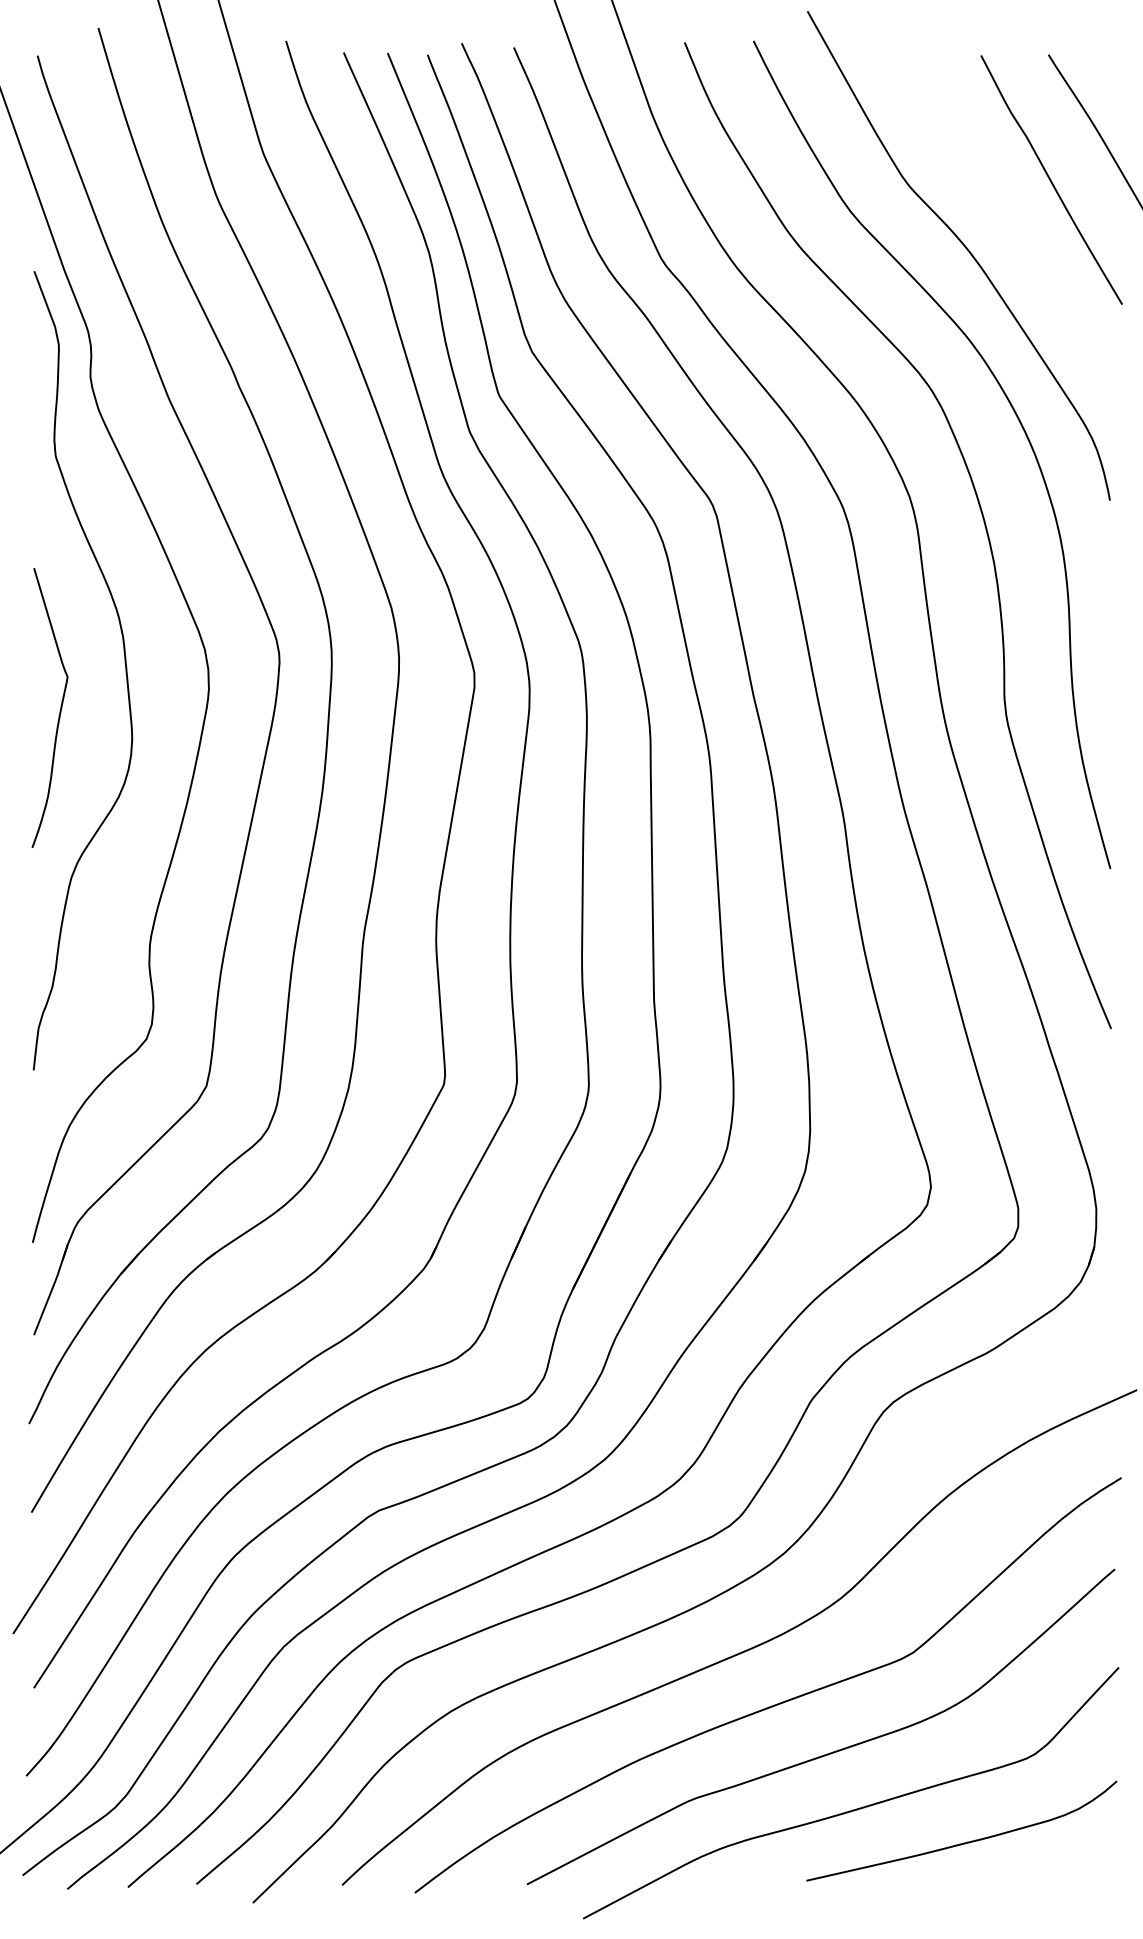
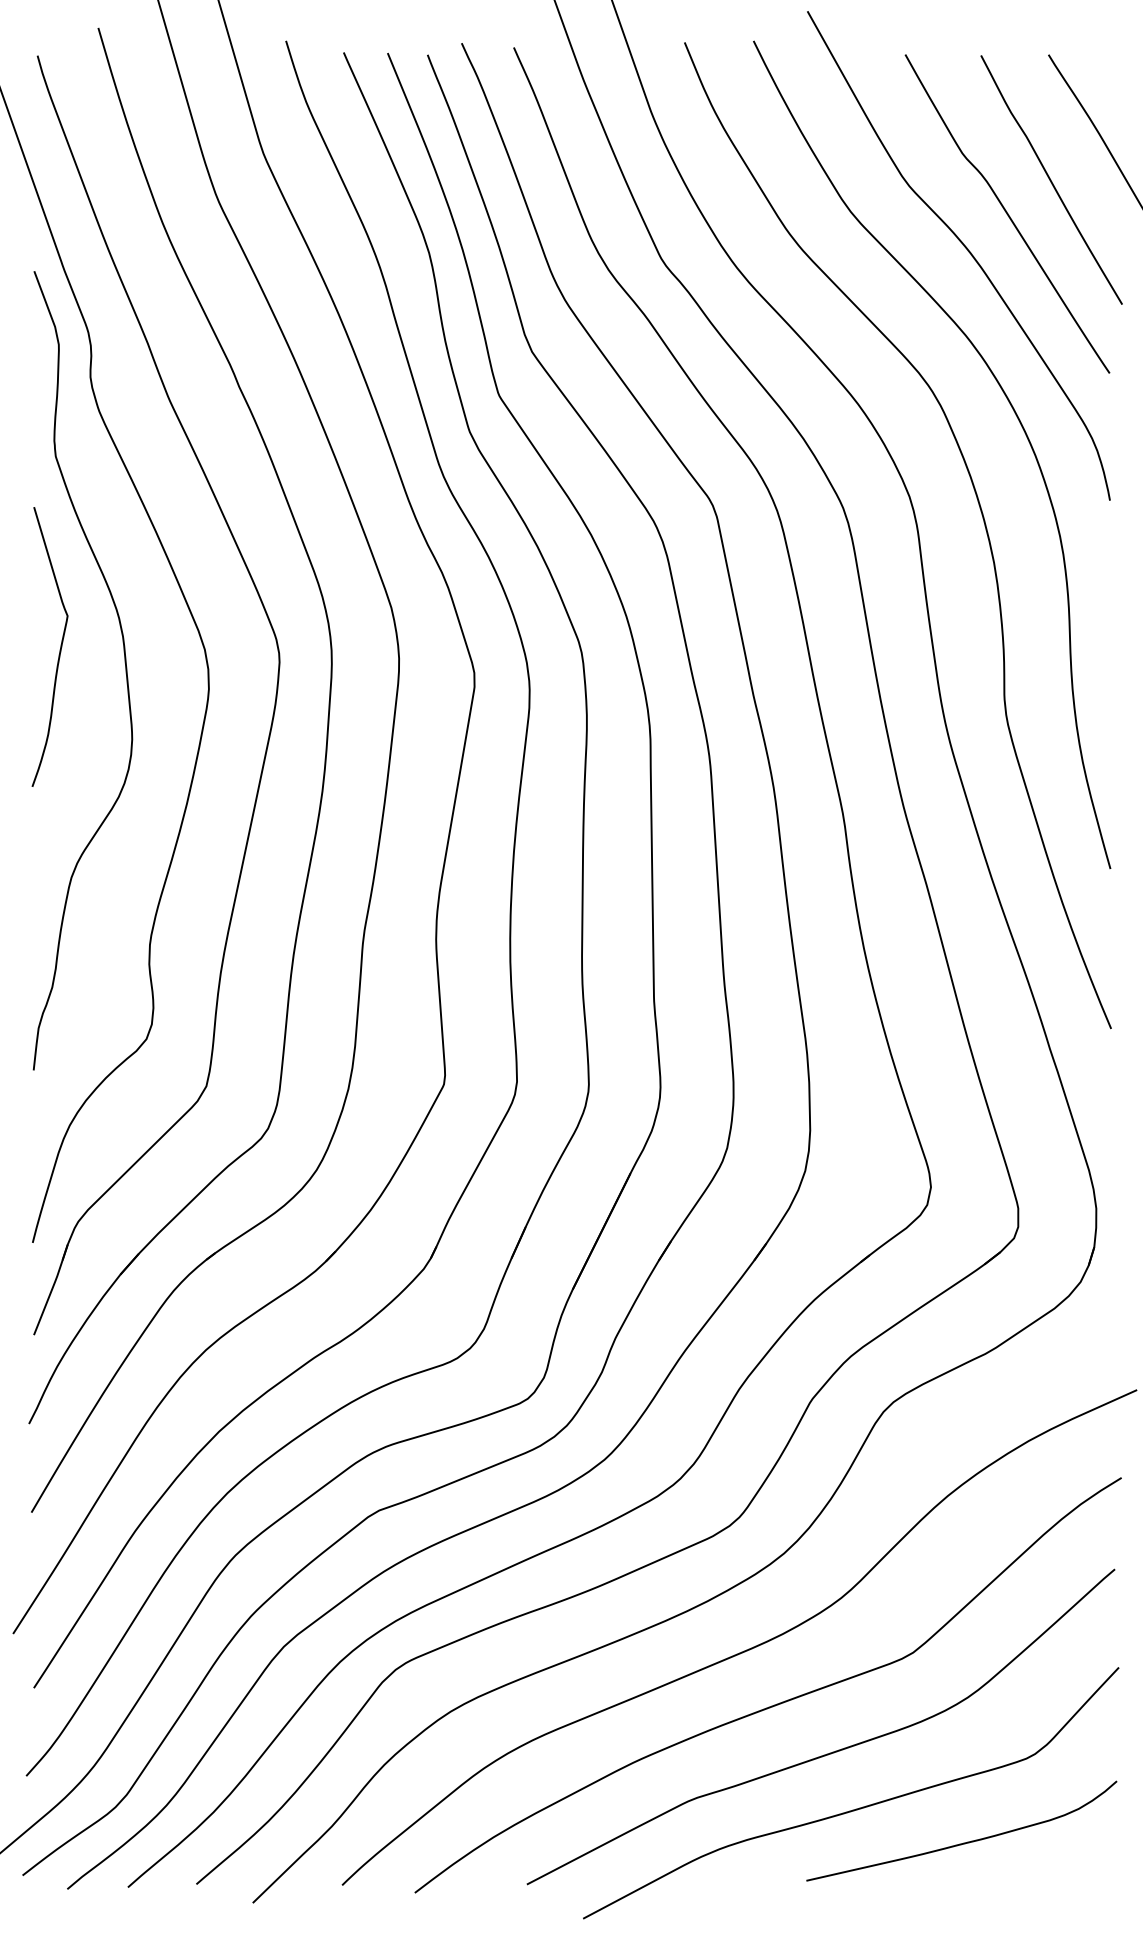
curve: none -> present (1007, 213)
curve position: (59, 710) -> (59, 649) (59, 649)
